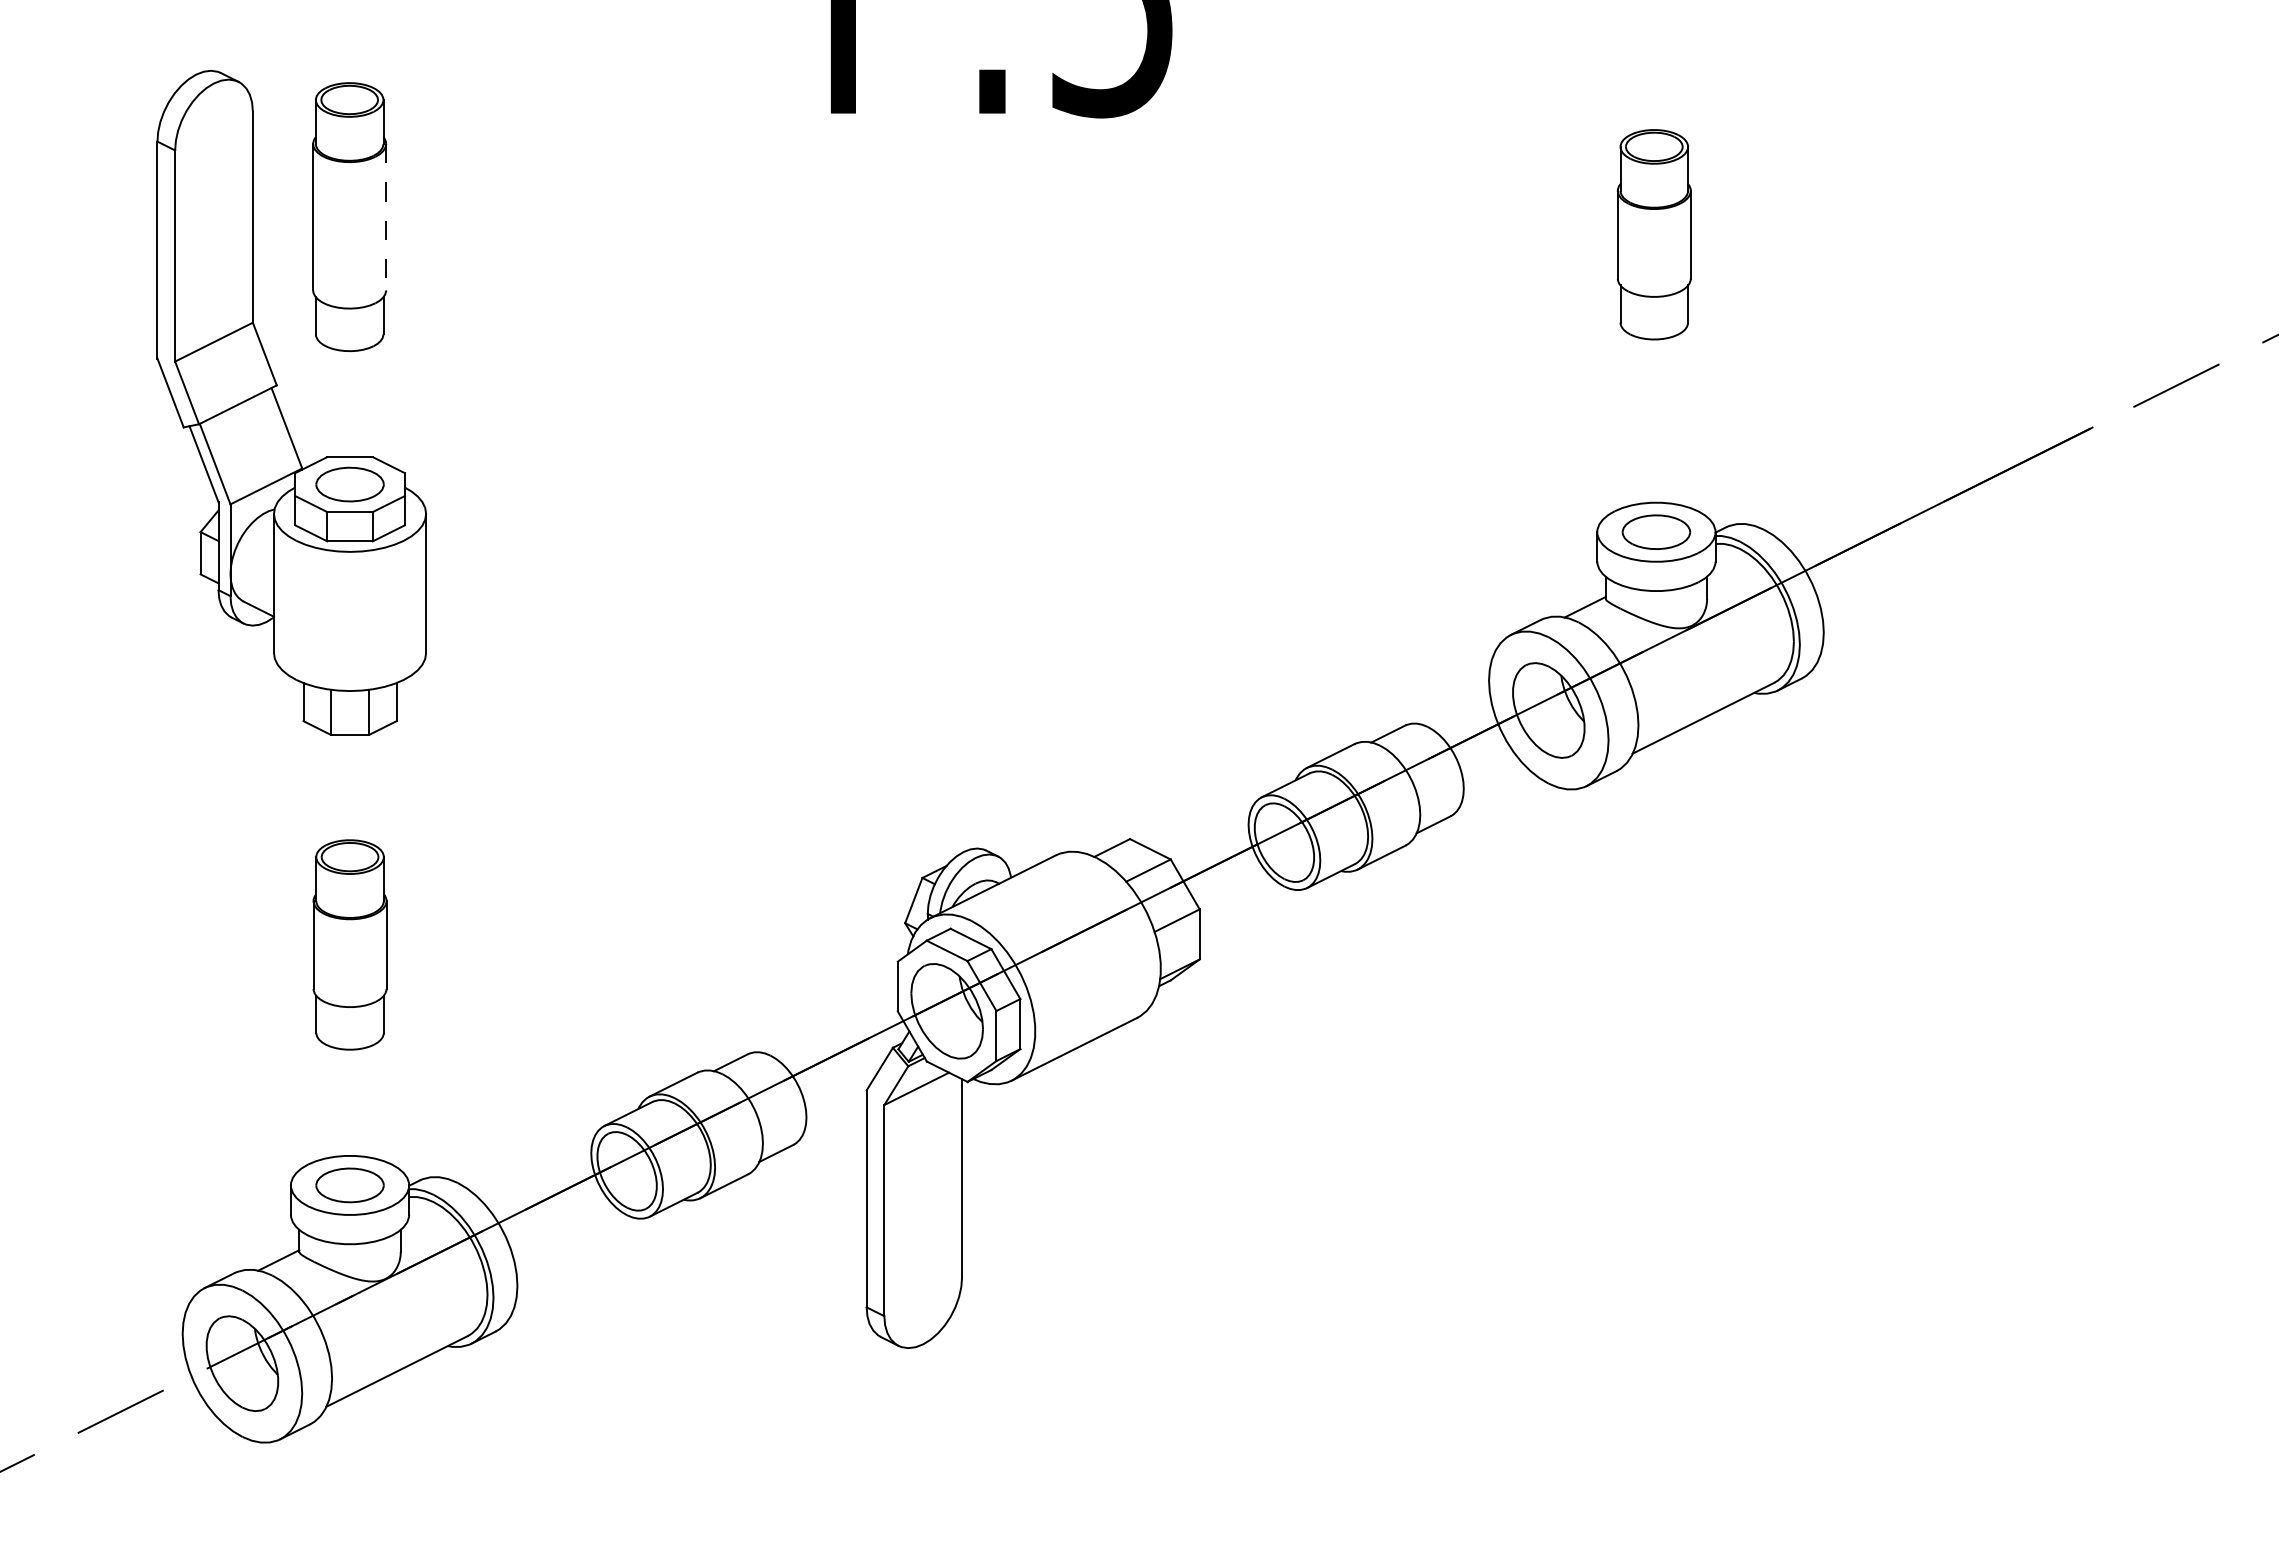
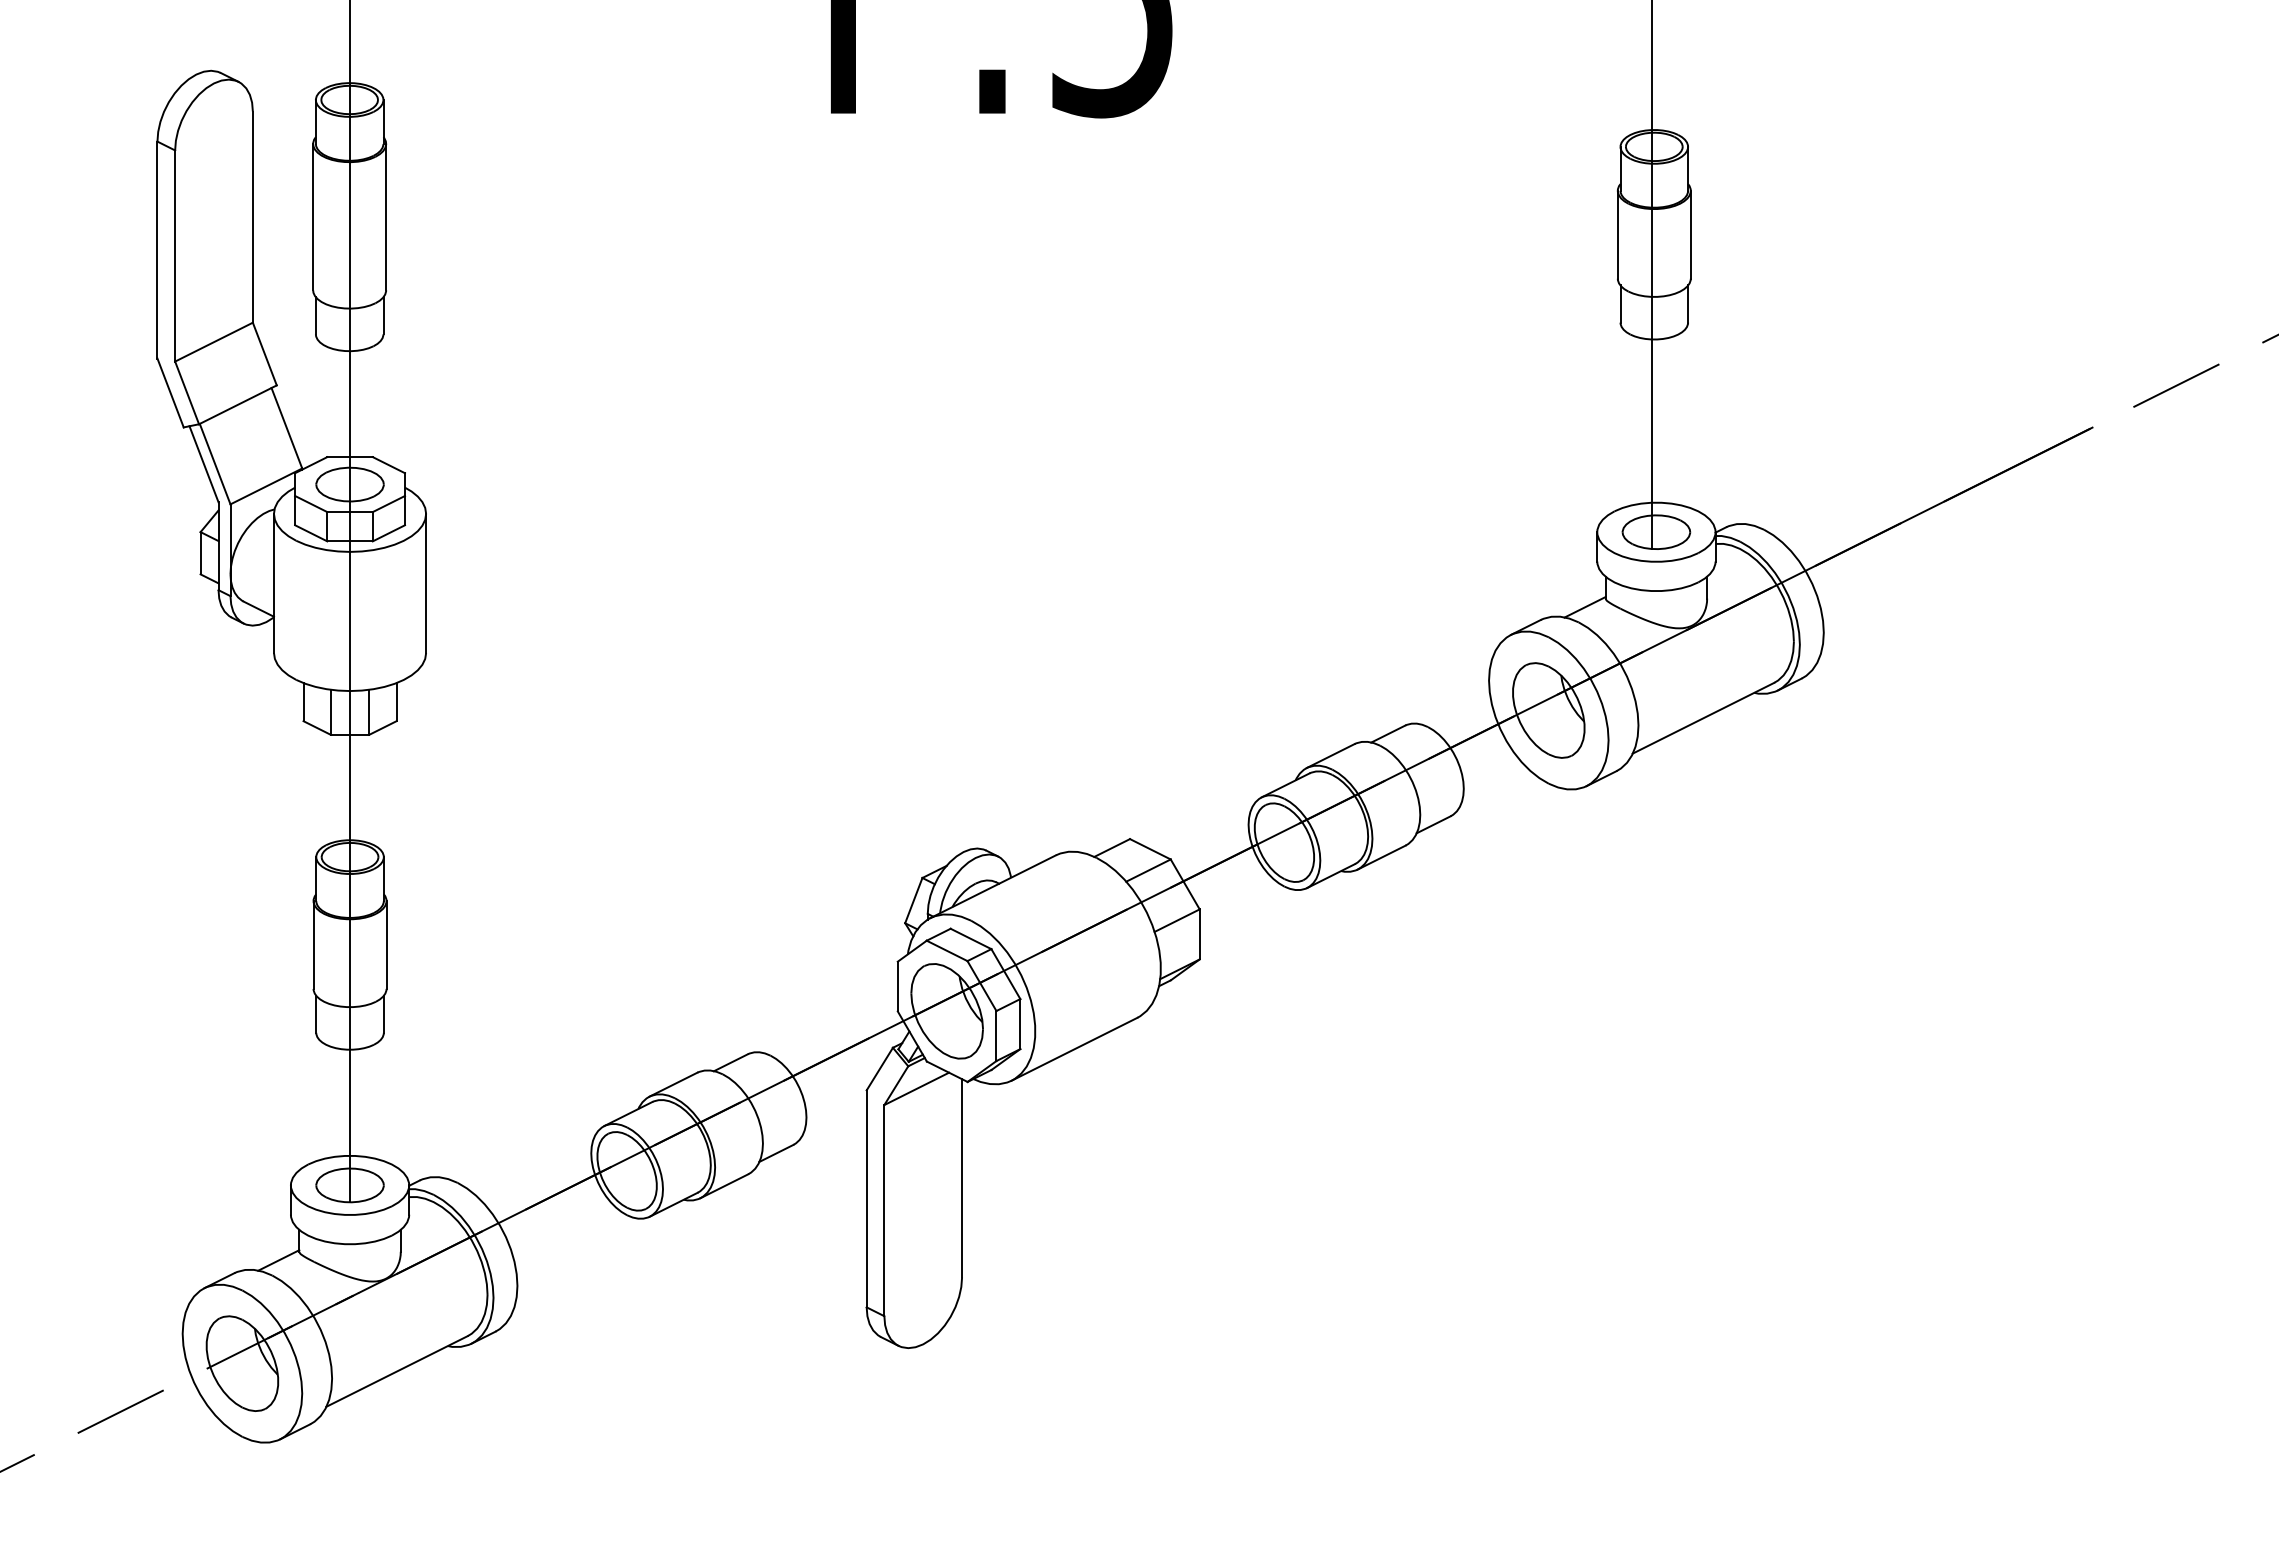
line: dashed -> solid (386, 217)
line: none -> present (1652, 275)
line: none -> present (350, 602)
